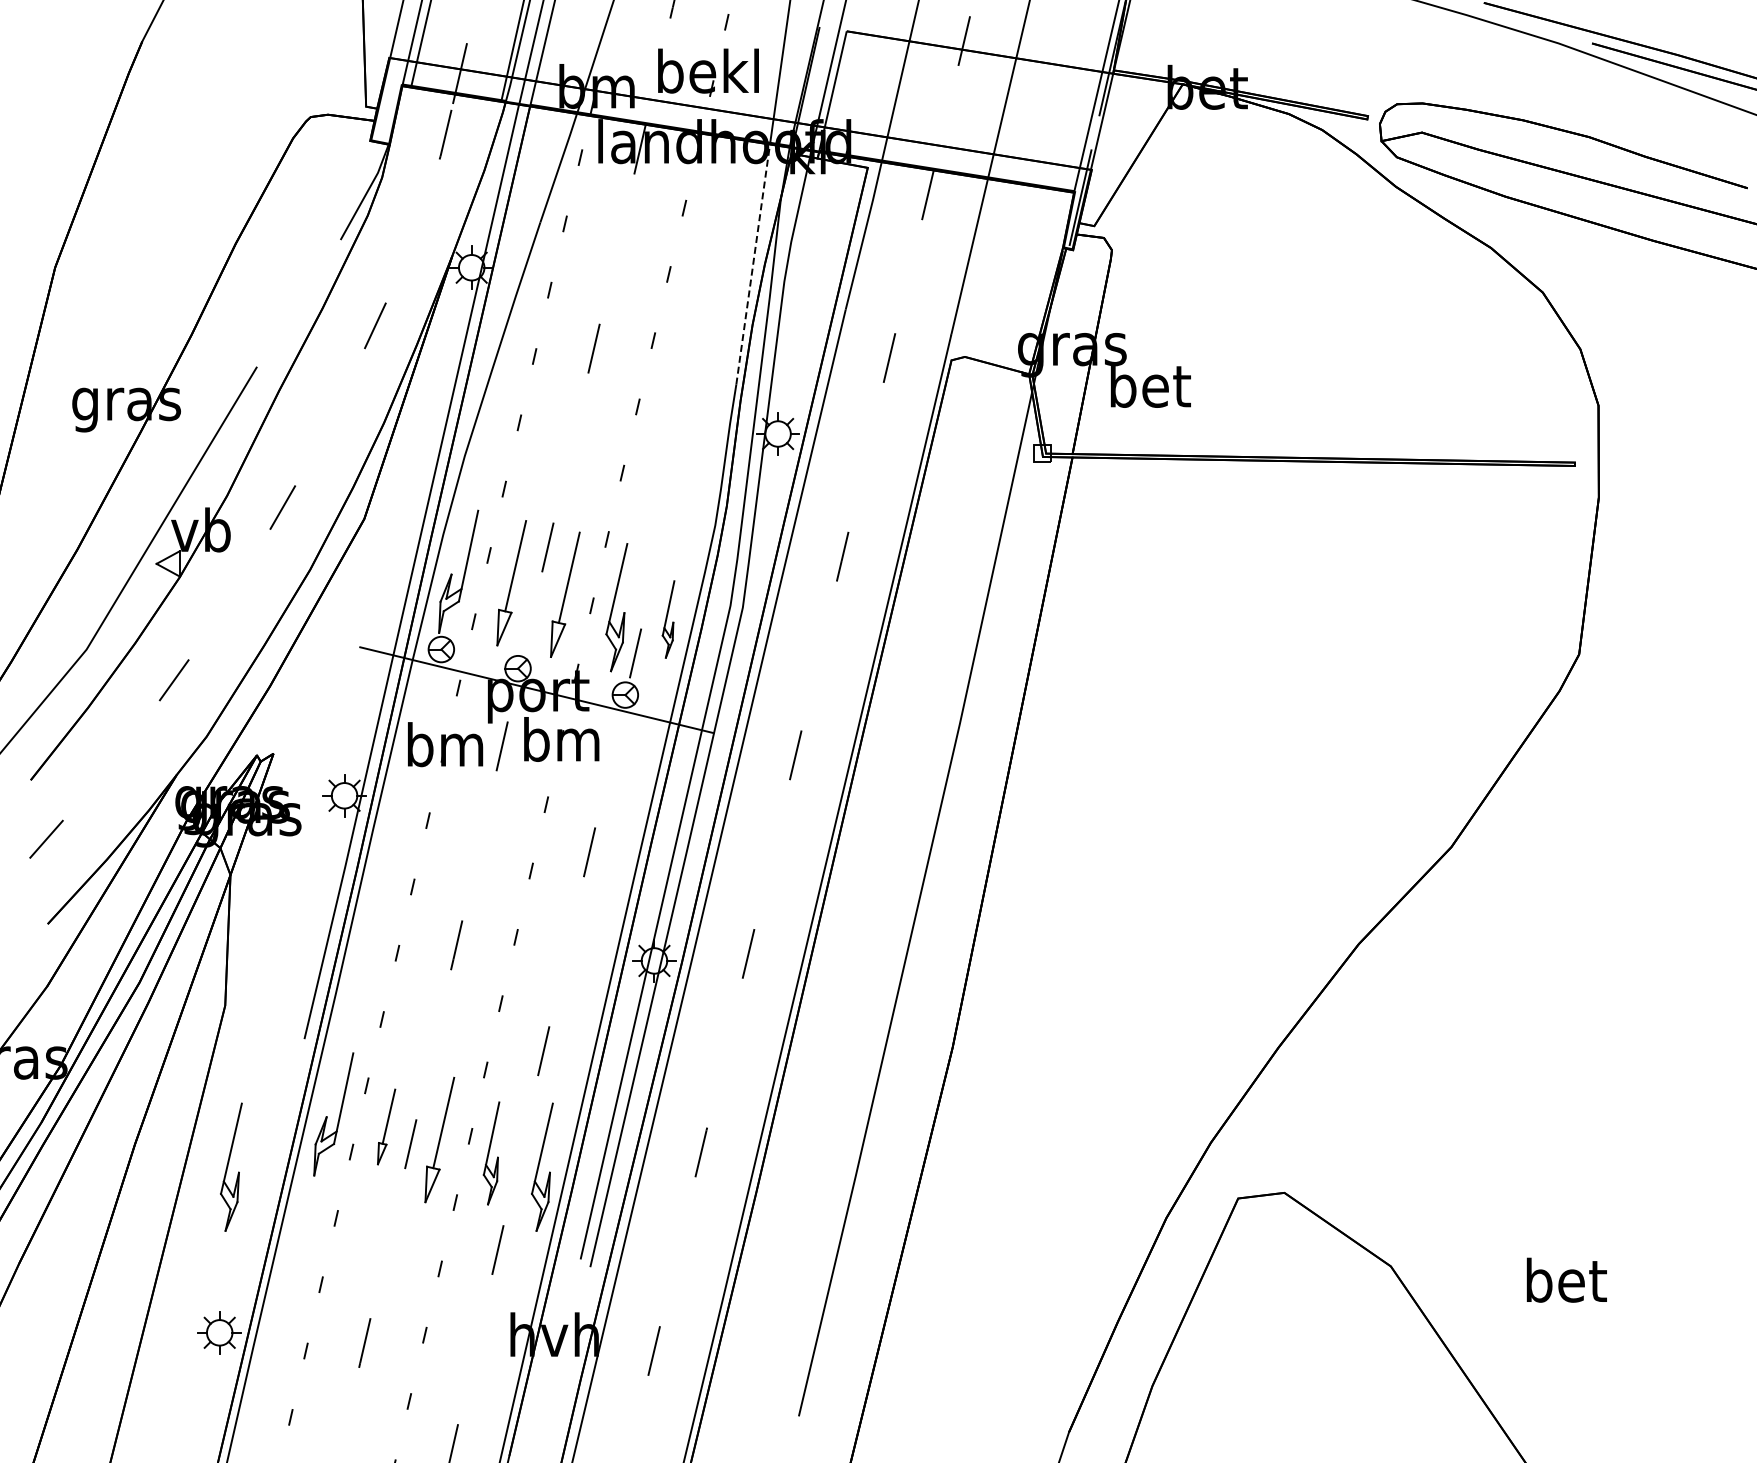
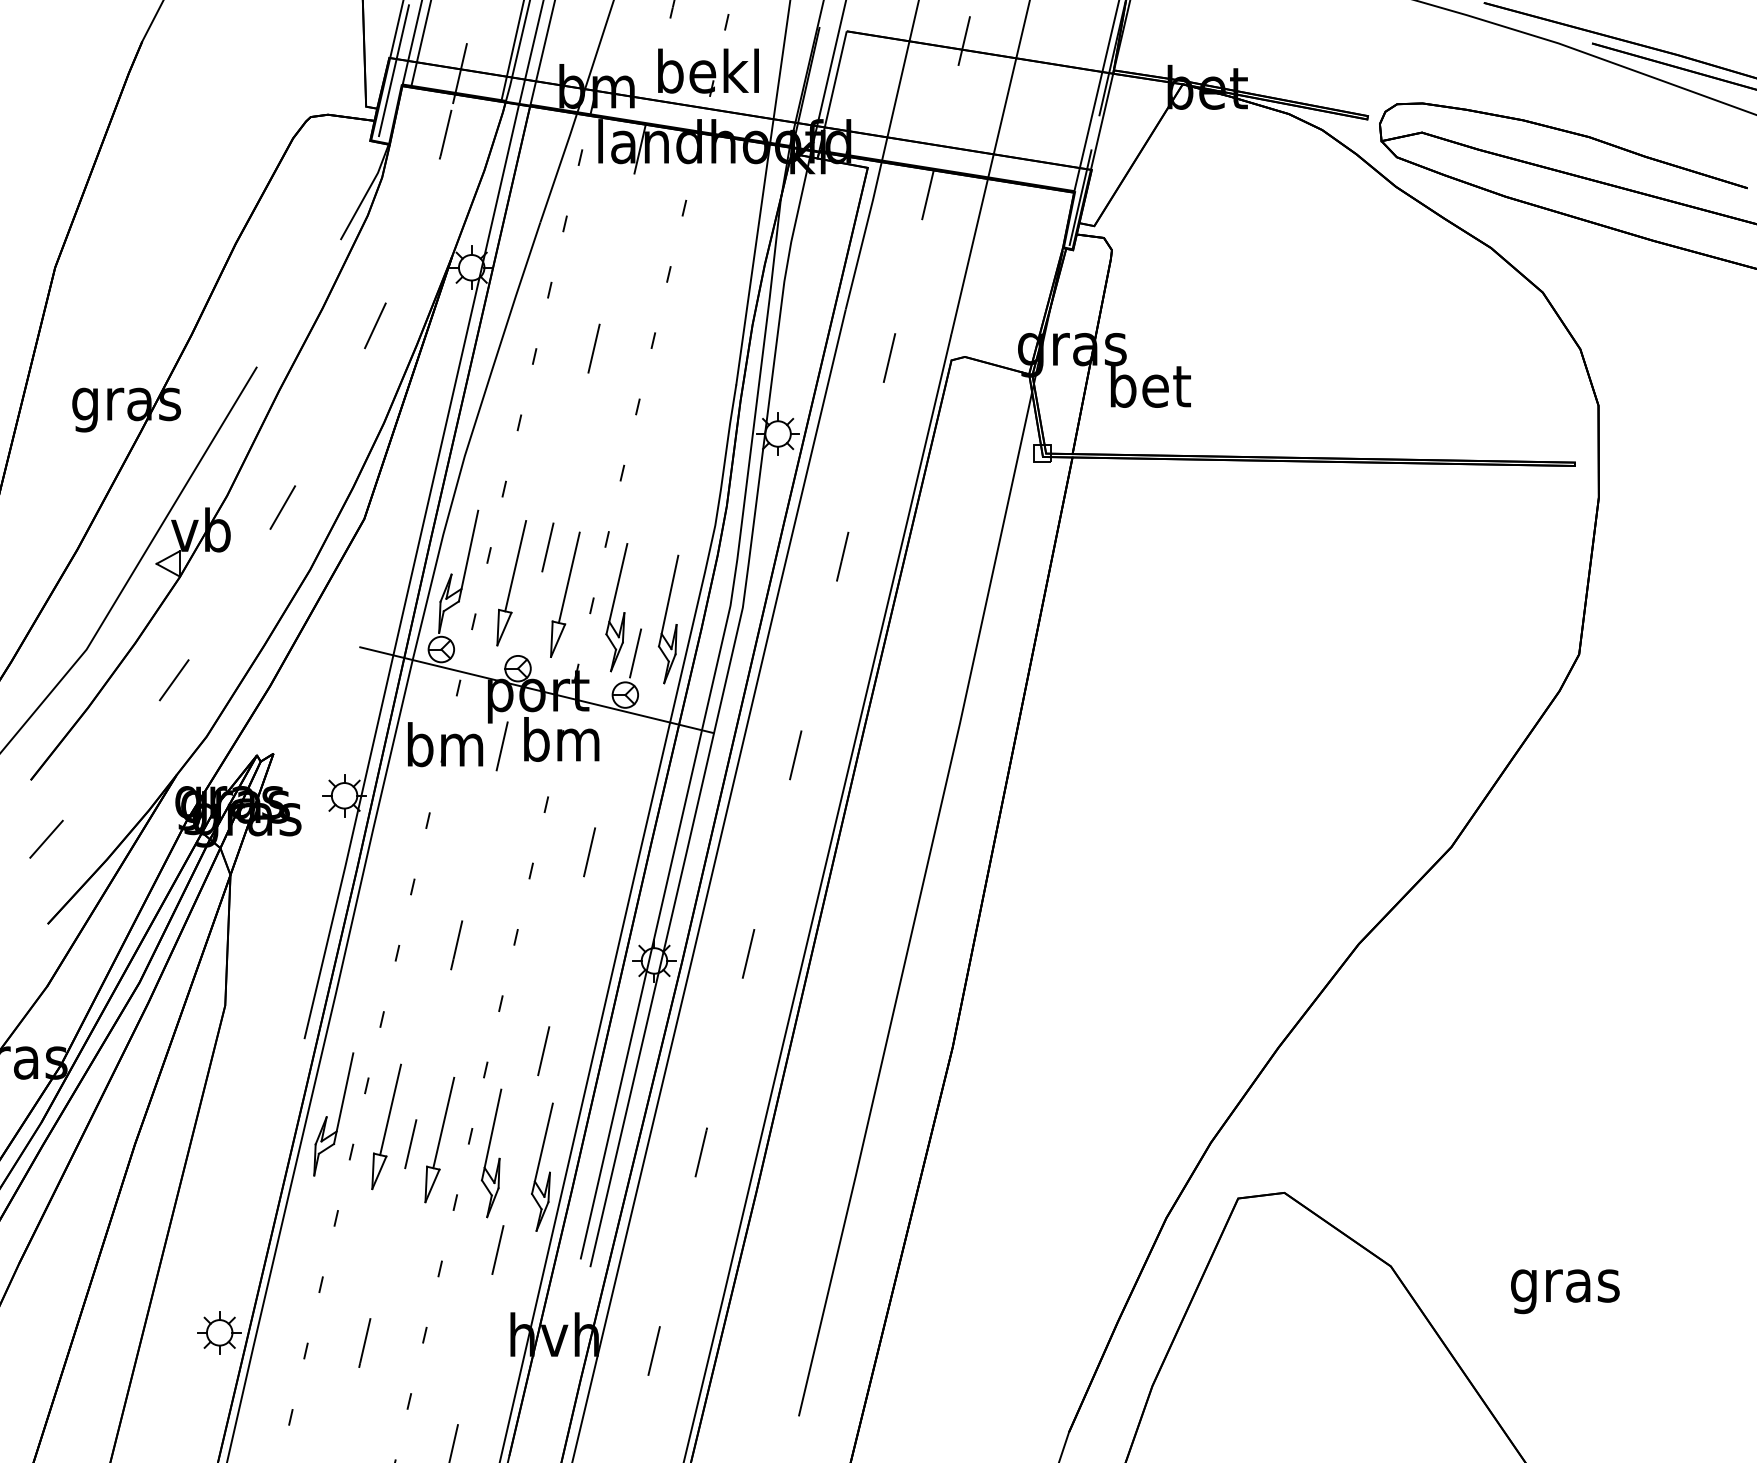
line: none -> present (393, 69)
line: dashed -> solid (753, 264)
part size: 15x79 px -> 23x131 px (668, 619)
part size: 20x78 px -> 31x128 px (386, 1126)
part size: 19x105 px -> 23x131 px (491, 1153)
part: present -> none (231, 1166)
text: bet -> gras (1565, 1285)
